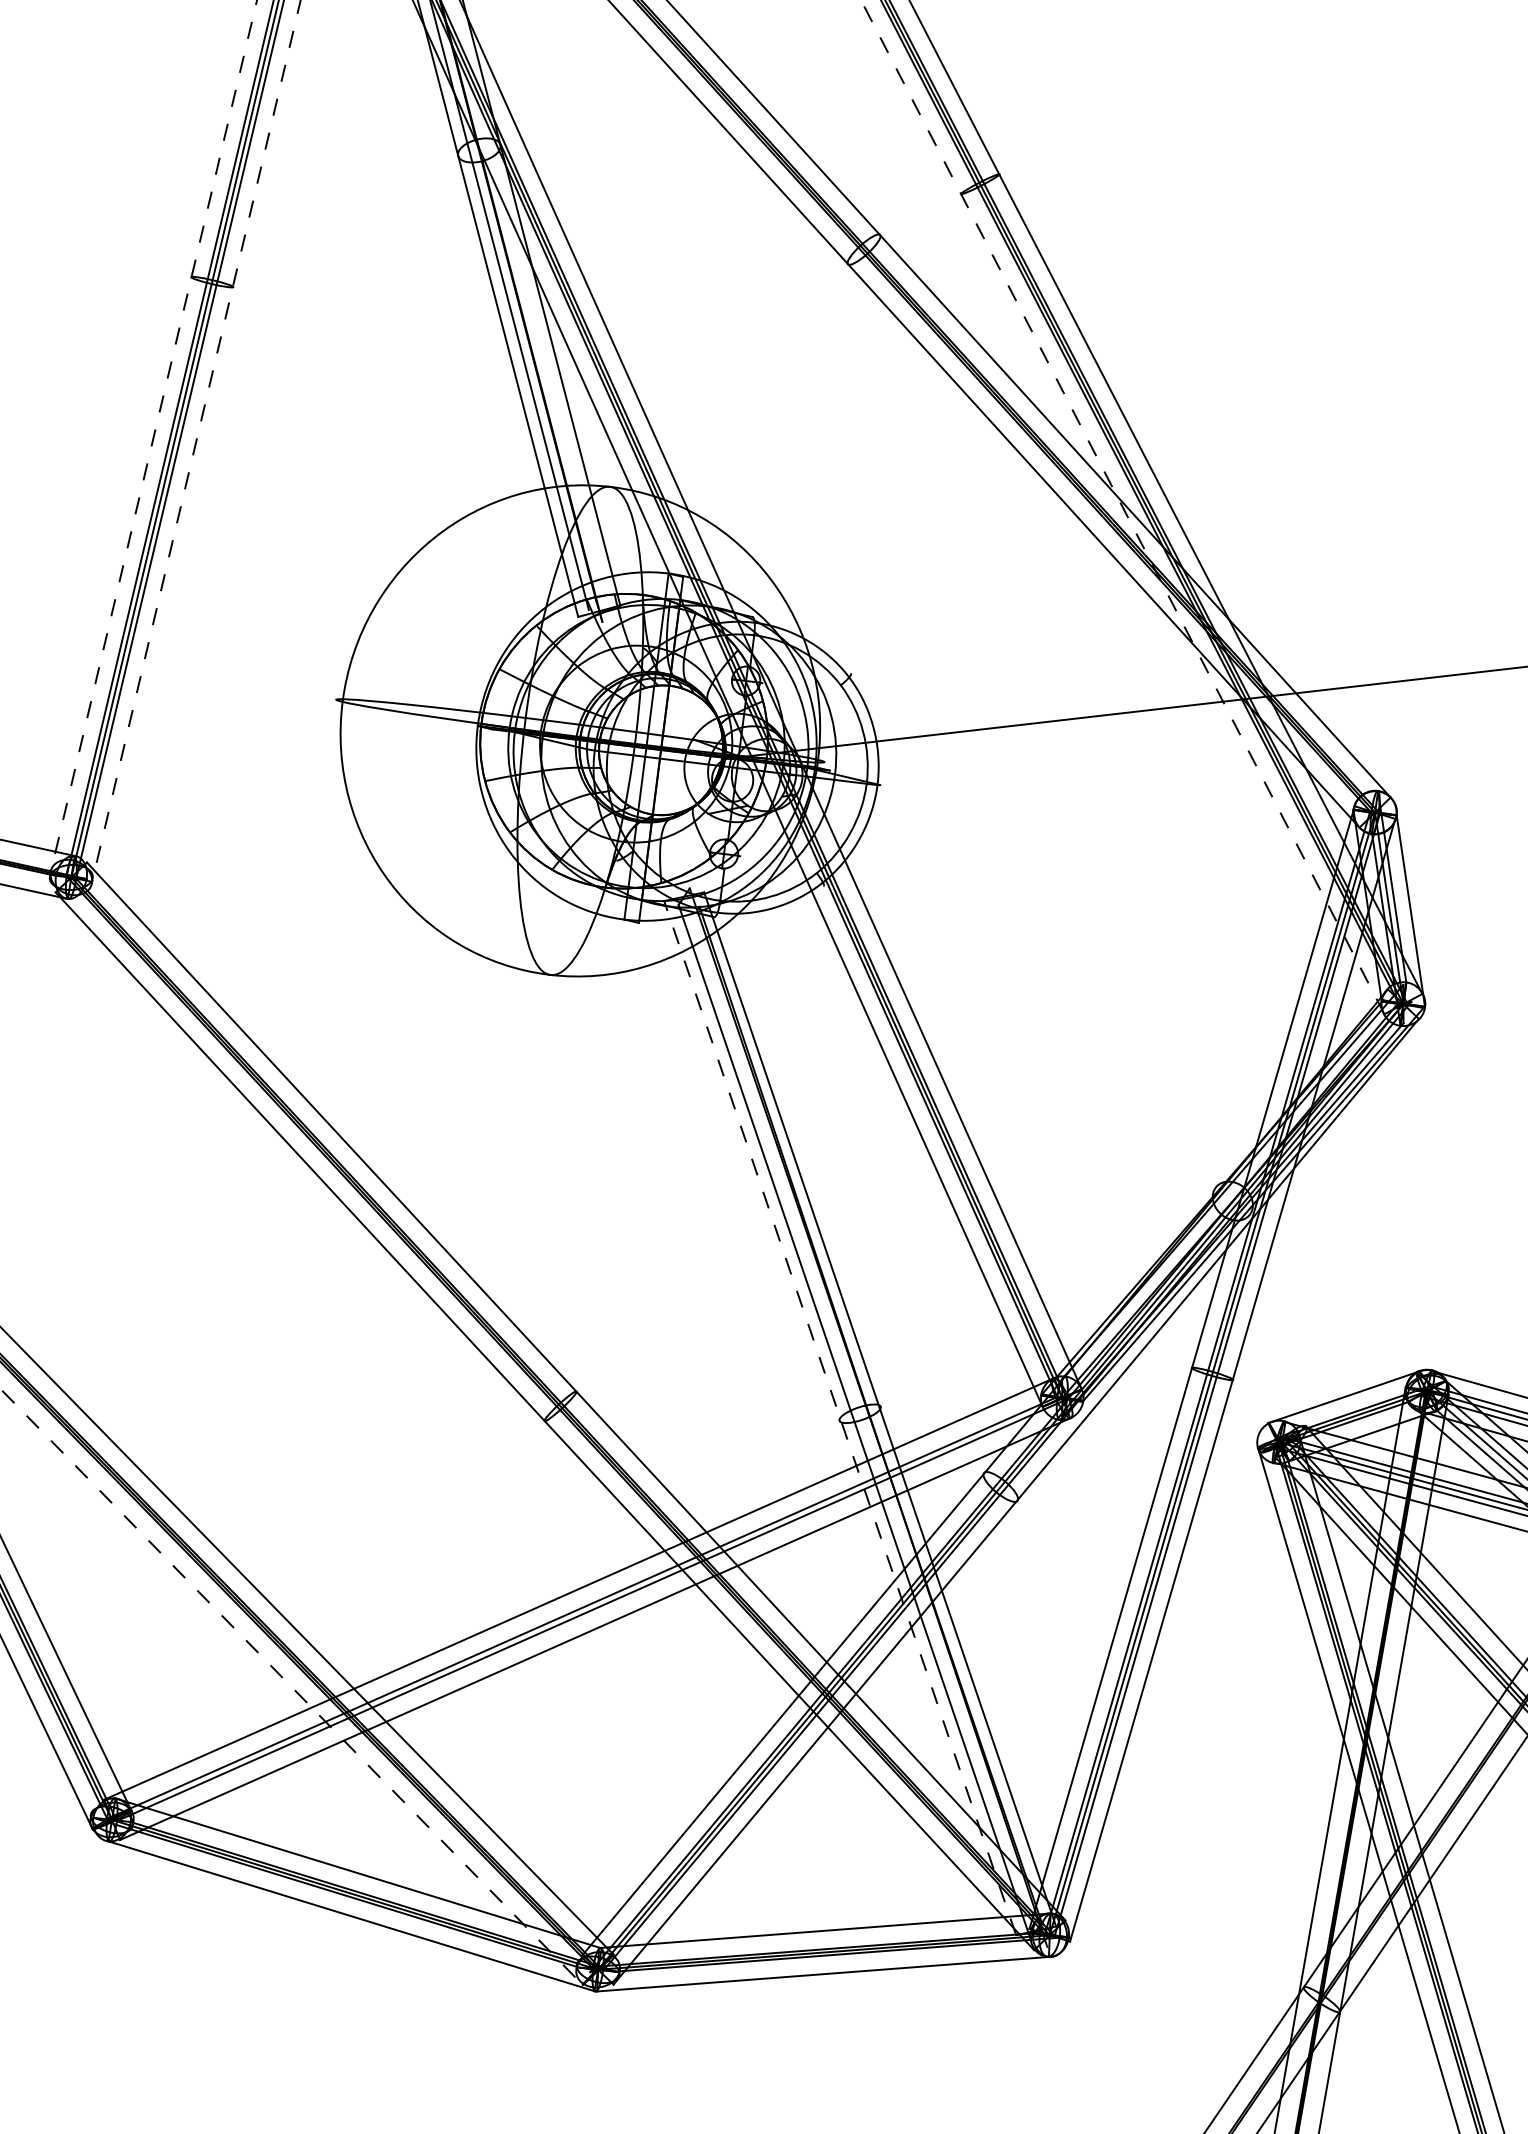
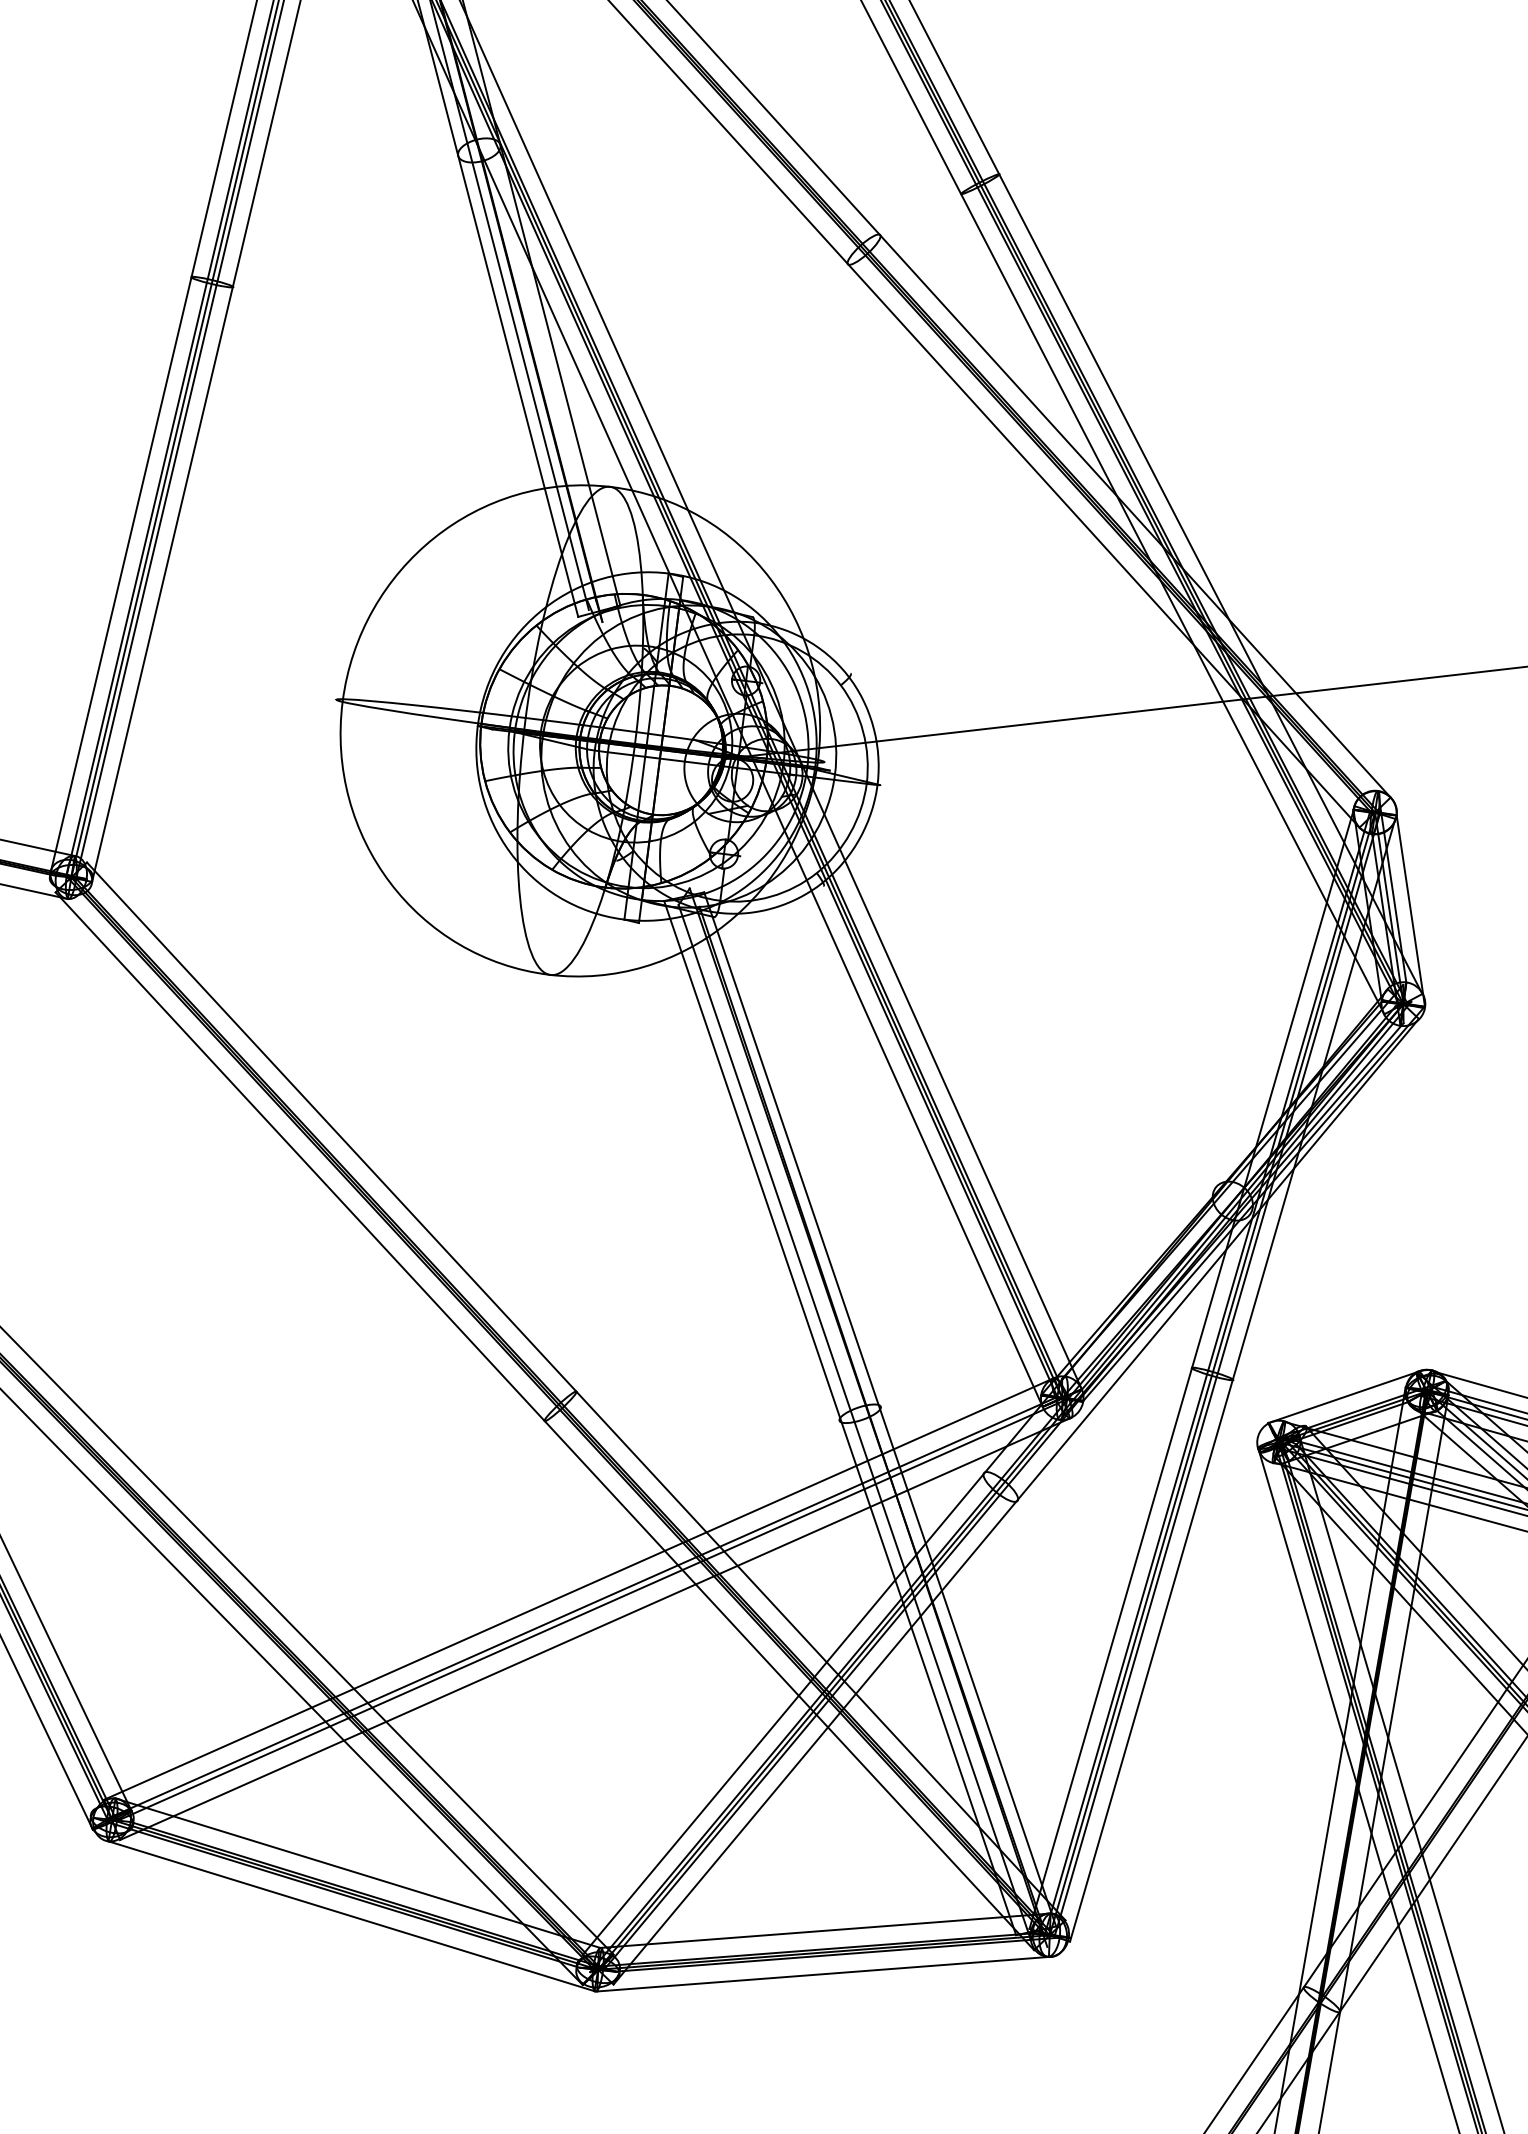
line: dashed -> solid (153, 437)
line: dashed -> solid (196, 441)
line: dashed -> solid (1122, 507)
line: dashed -> solid (840, 1417)
line: dashed -> solid (292, 1687)
